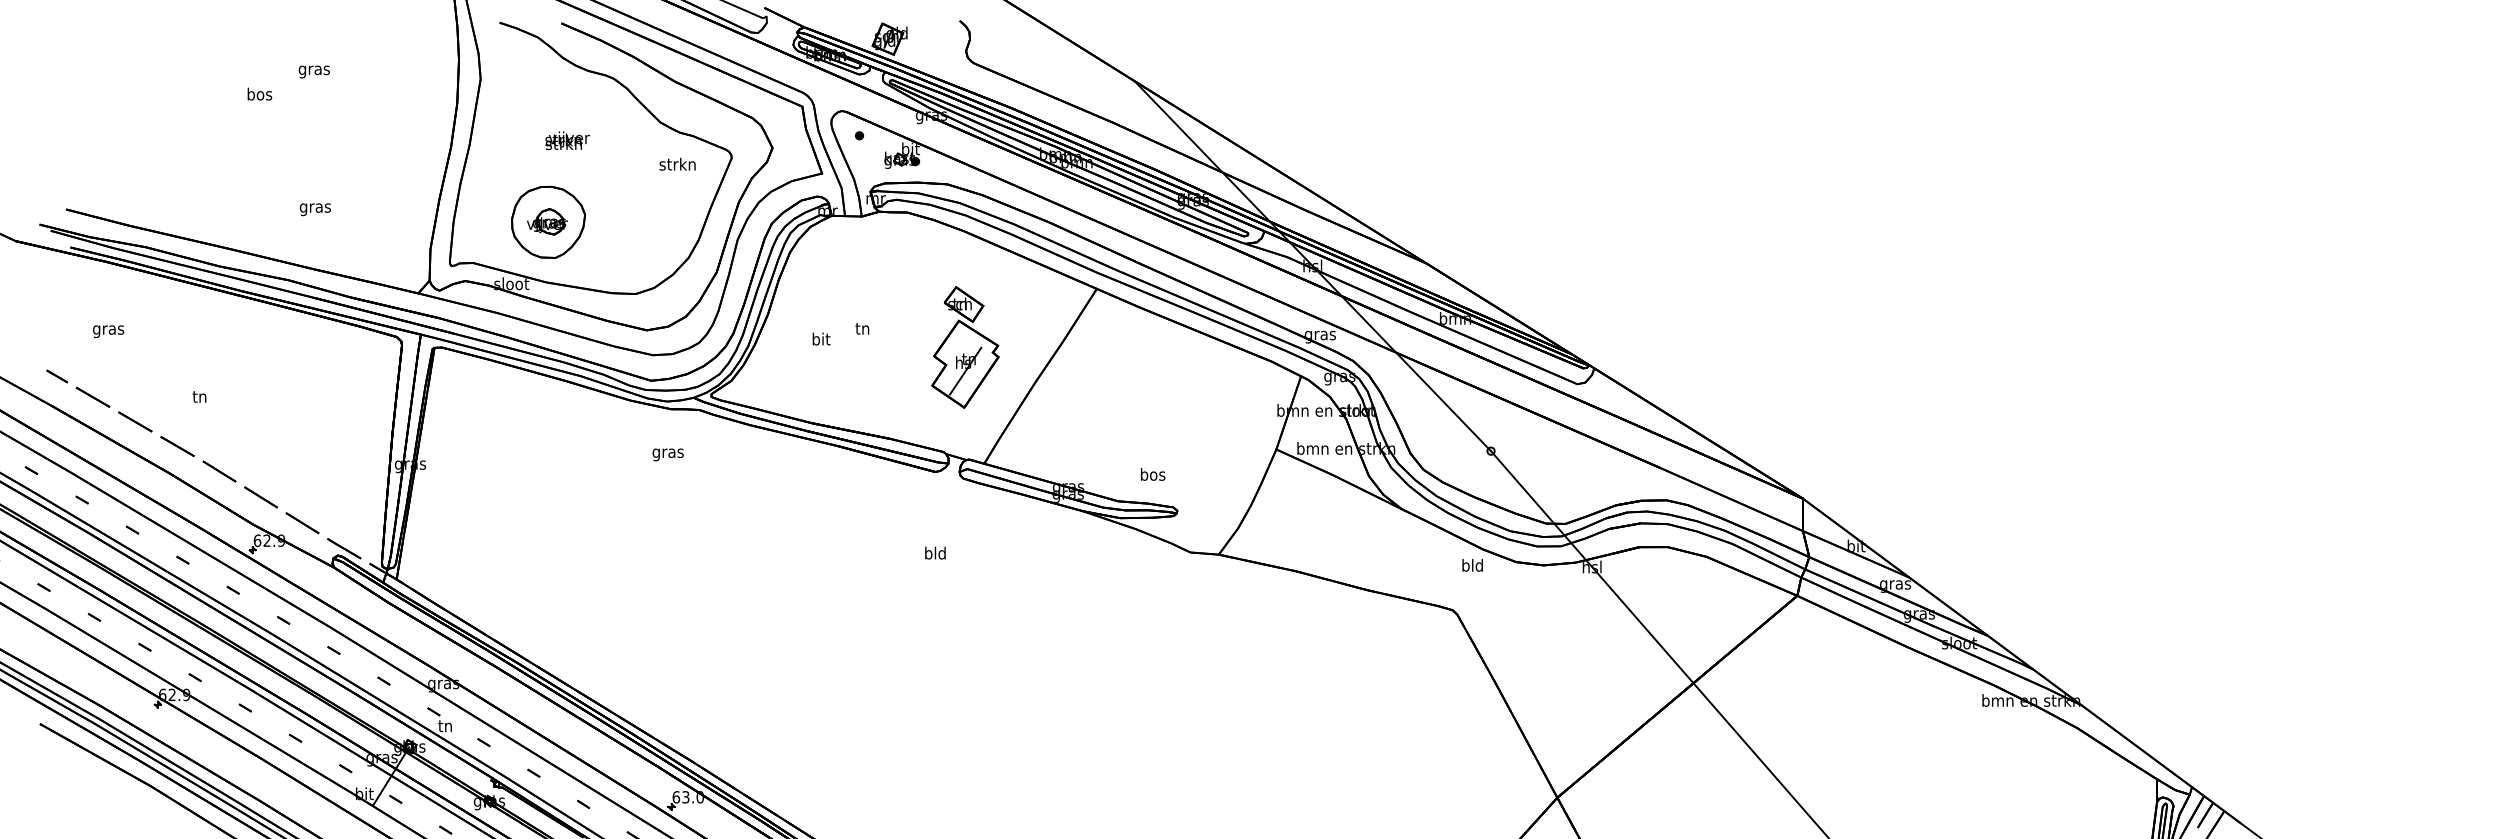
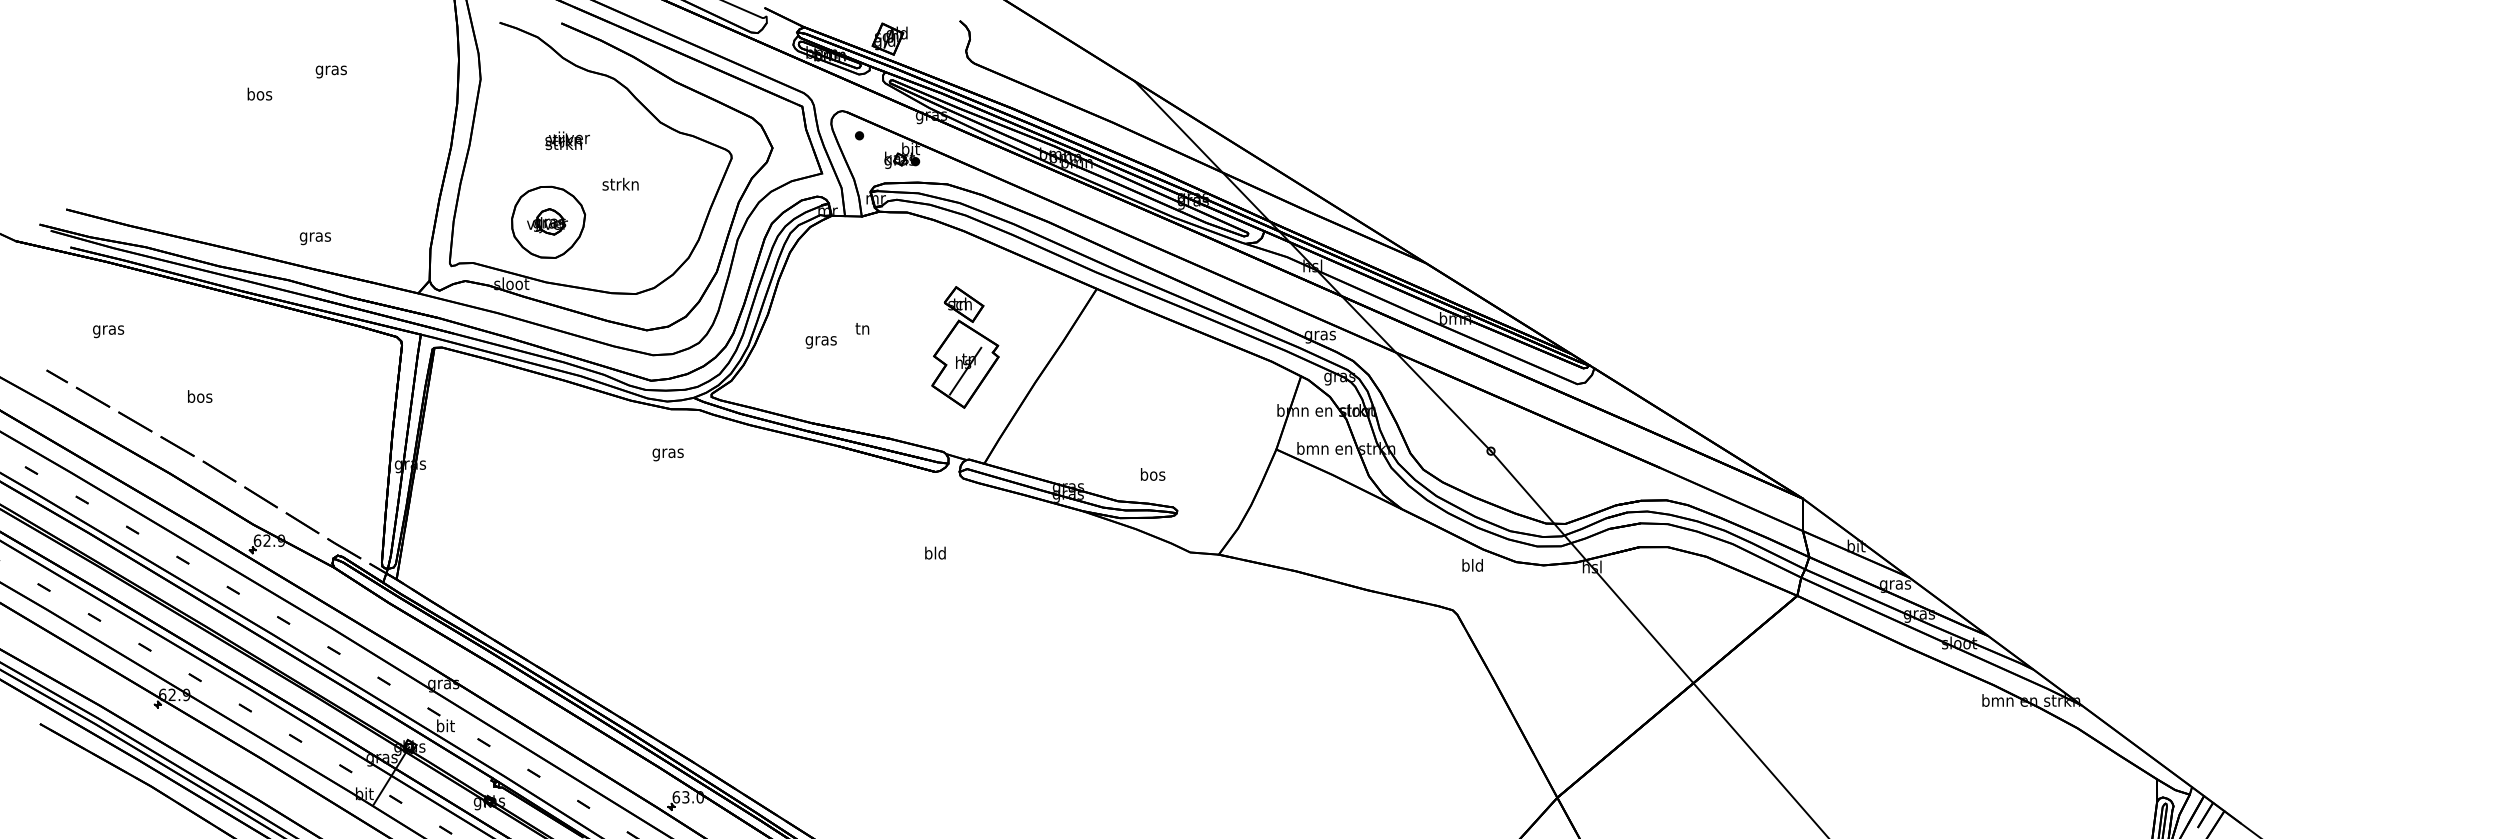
text position: (313, 71) -> (330, 71) (330, 71)
text position: (677, 163) -> (620, 183) (620, 183)
text position: (314, 209) -> (314, 238) (314, 238)
text: bit -> gras (820, 340)
text: tn -> bos (200, 396)
text: tn -> bit (445, 725)
